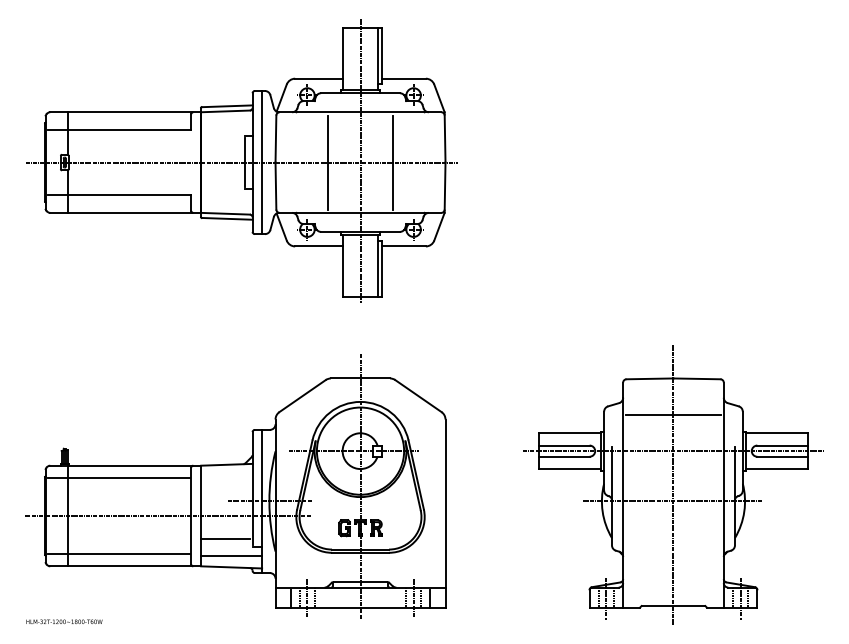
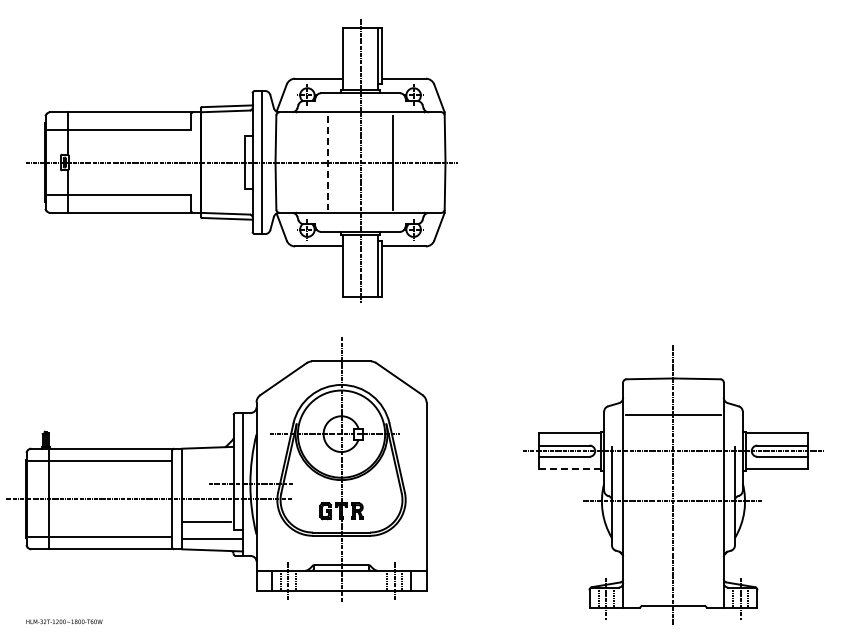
line: solid -> dashed (328, 162)
line: solid -> dashed (570, 469)
part position: (235, 486) -> (216, 469) (216, 469)
